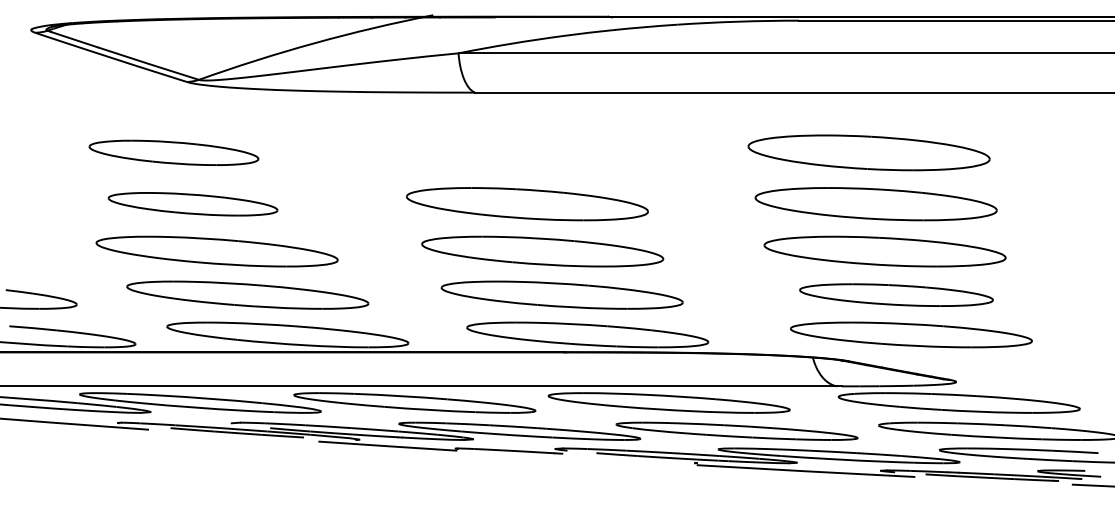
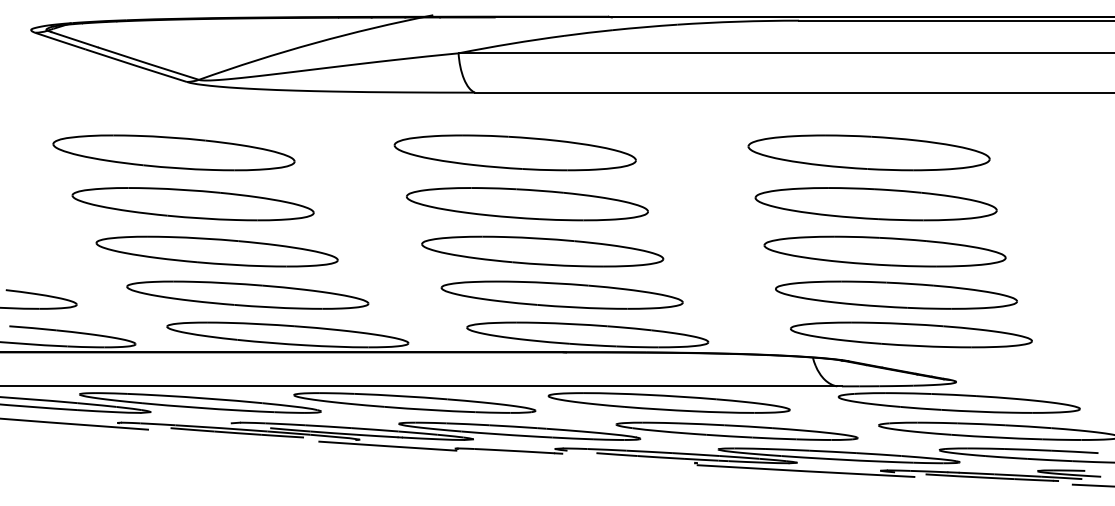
part size: 172x27 px -> 244x38 px (173, 152)
part: none -> present (514, 152)
part size: 172x25 px -> 244x35 px (192, 204)
part size: 195x24 px -> 243x30 px (896, 294)
